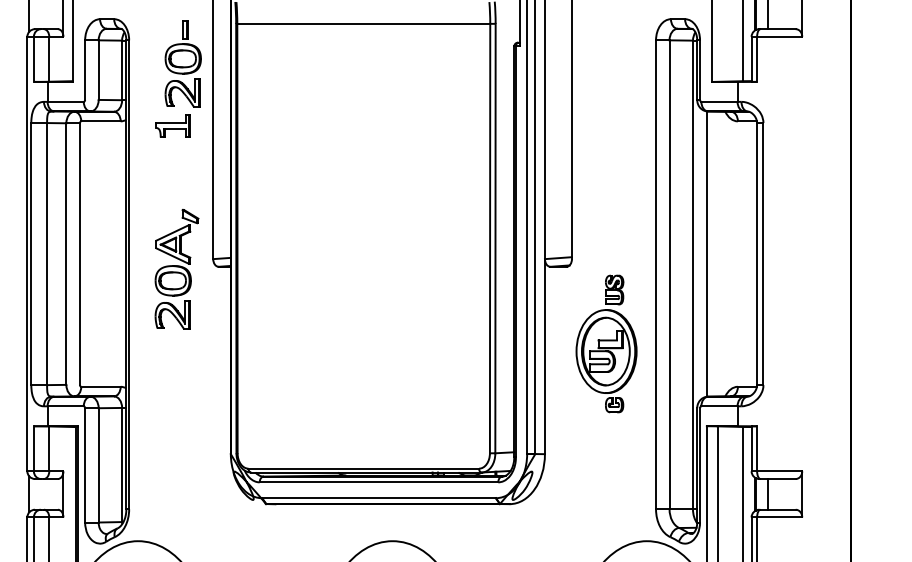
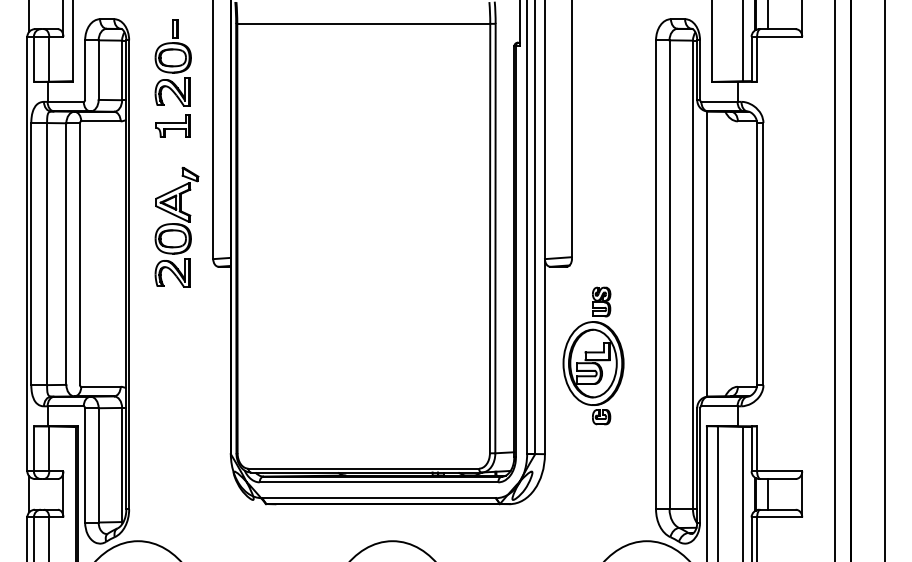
part position: (182, 63) -> (172, 62) (172, 62)
part position: (176, 269) -> (176, 227) (176, 227)
line: none -> present (834, 280)
line: none -> present (884, 280)
part position: (606, 343) -> (593, 355) (593, 355)
